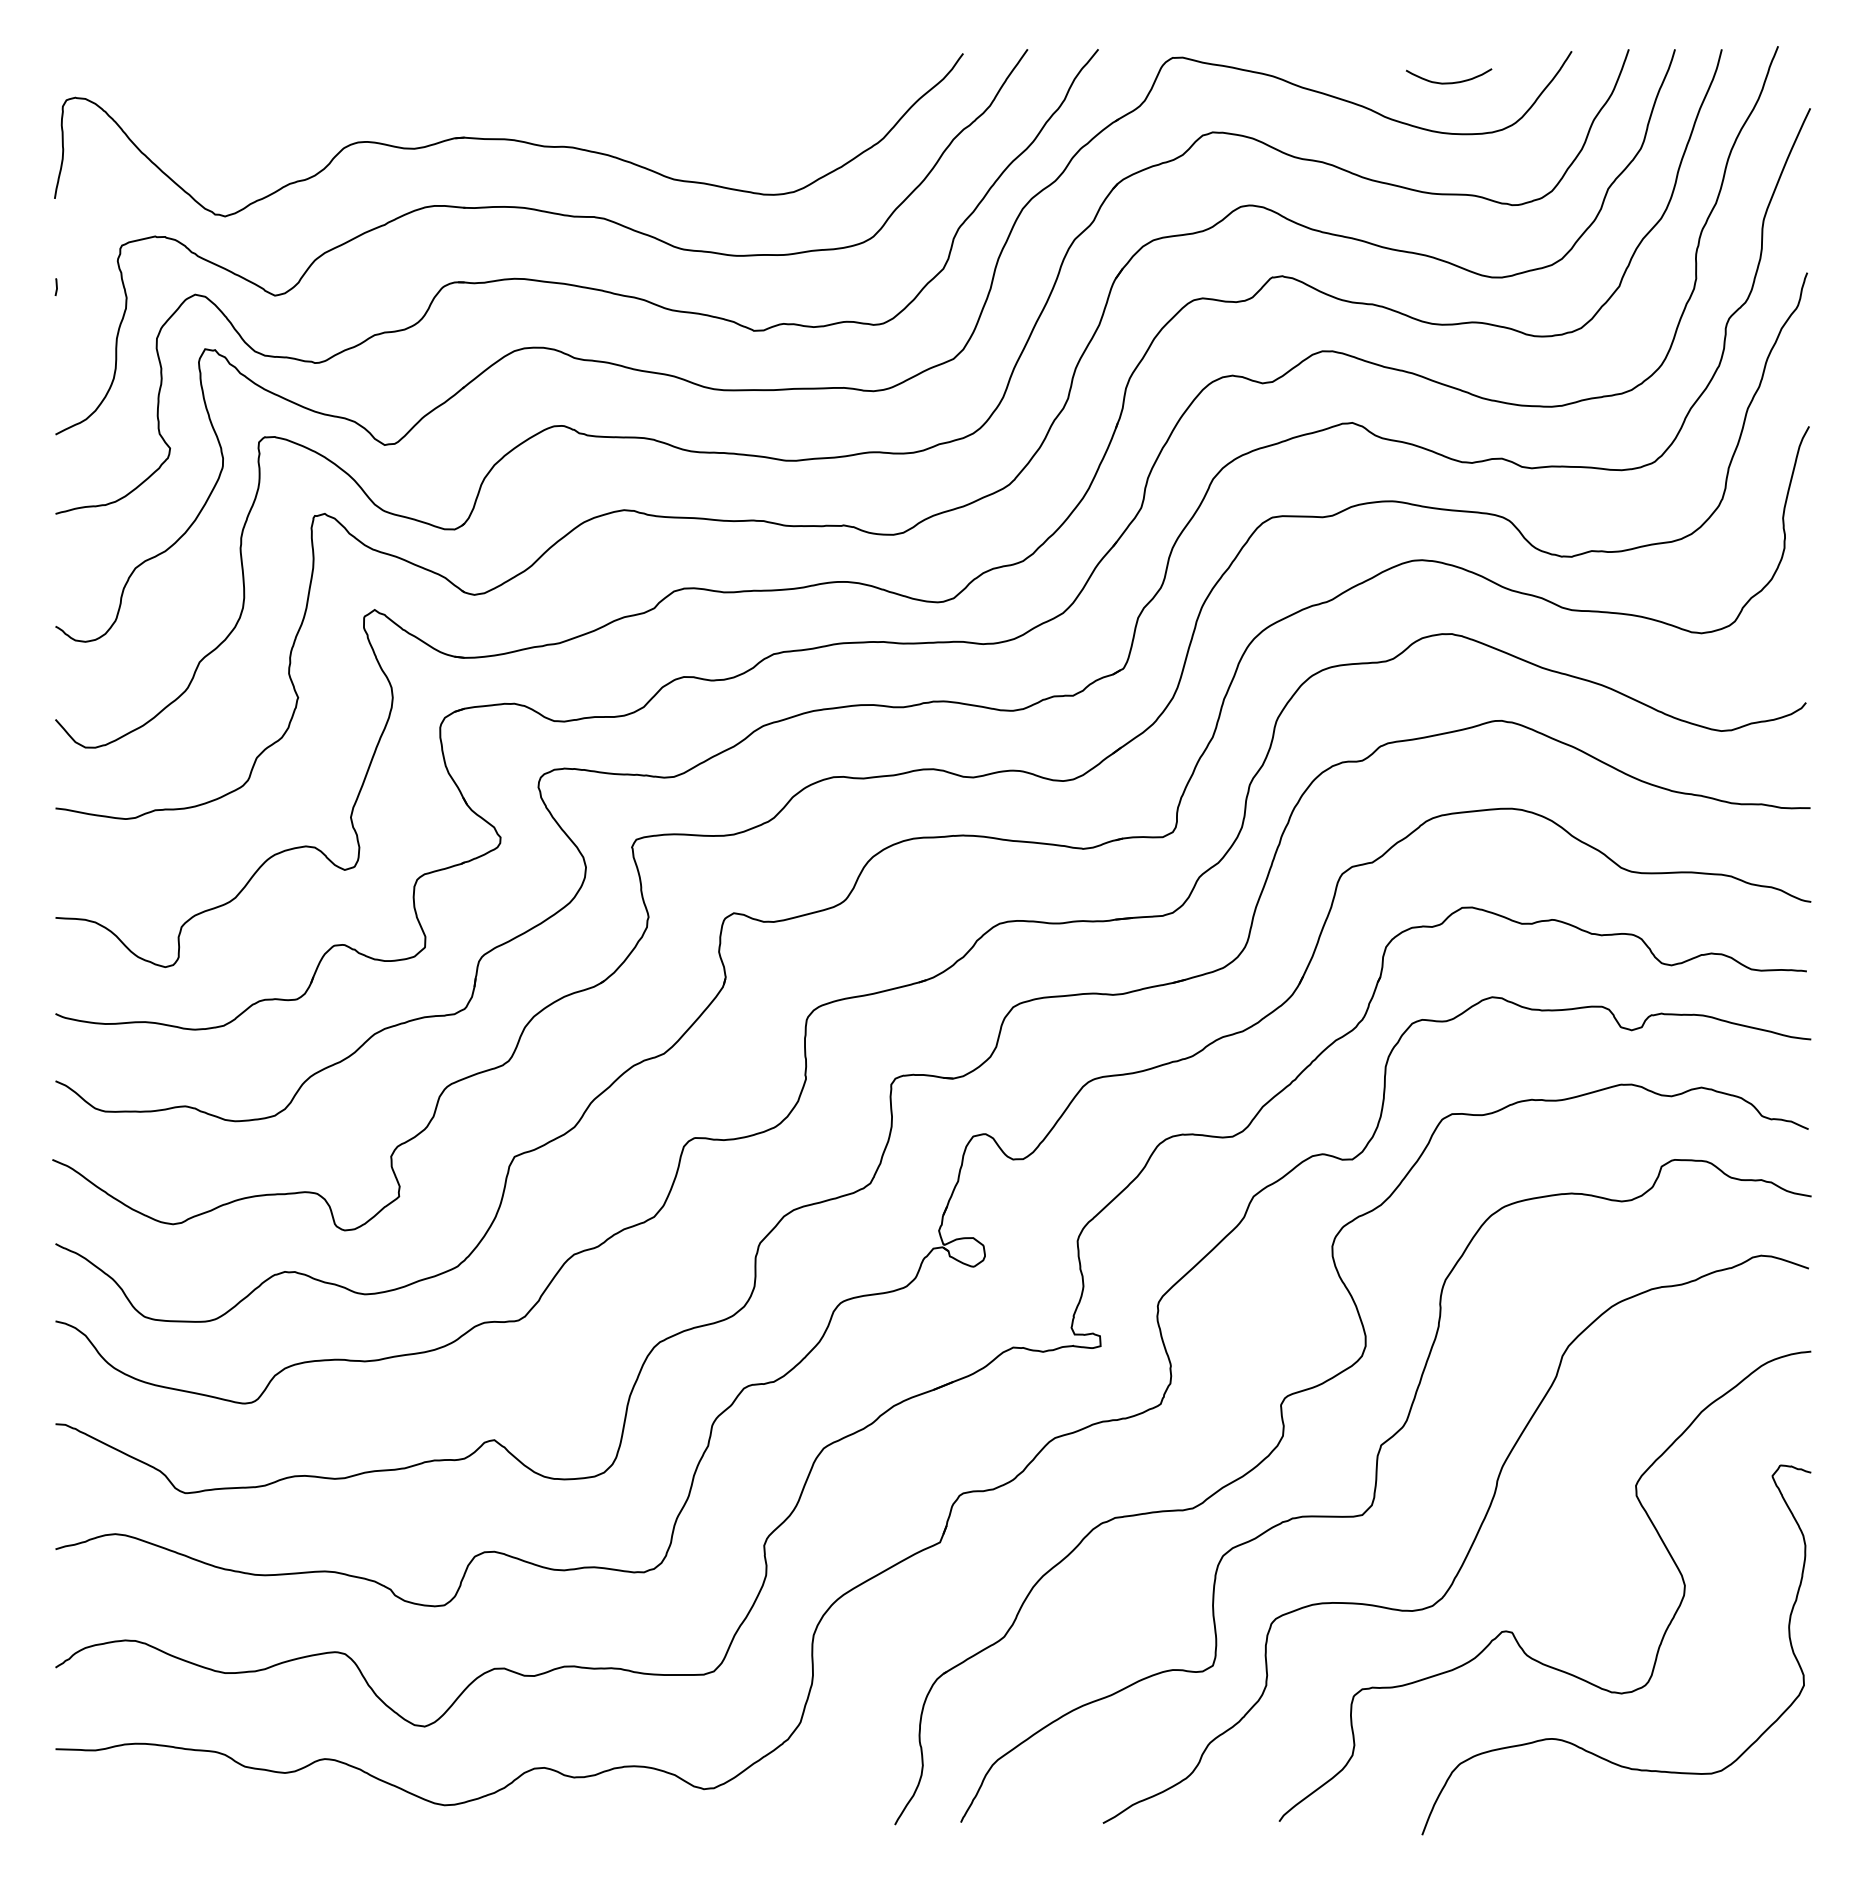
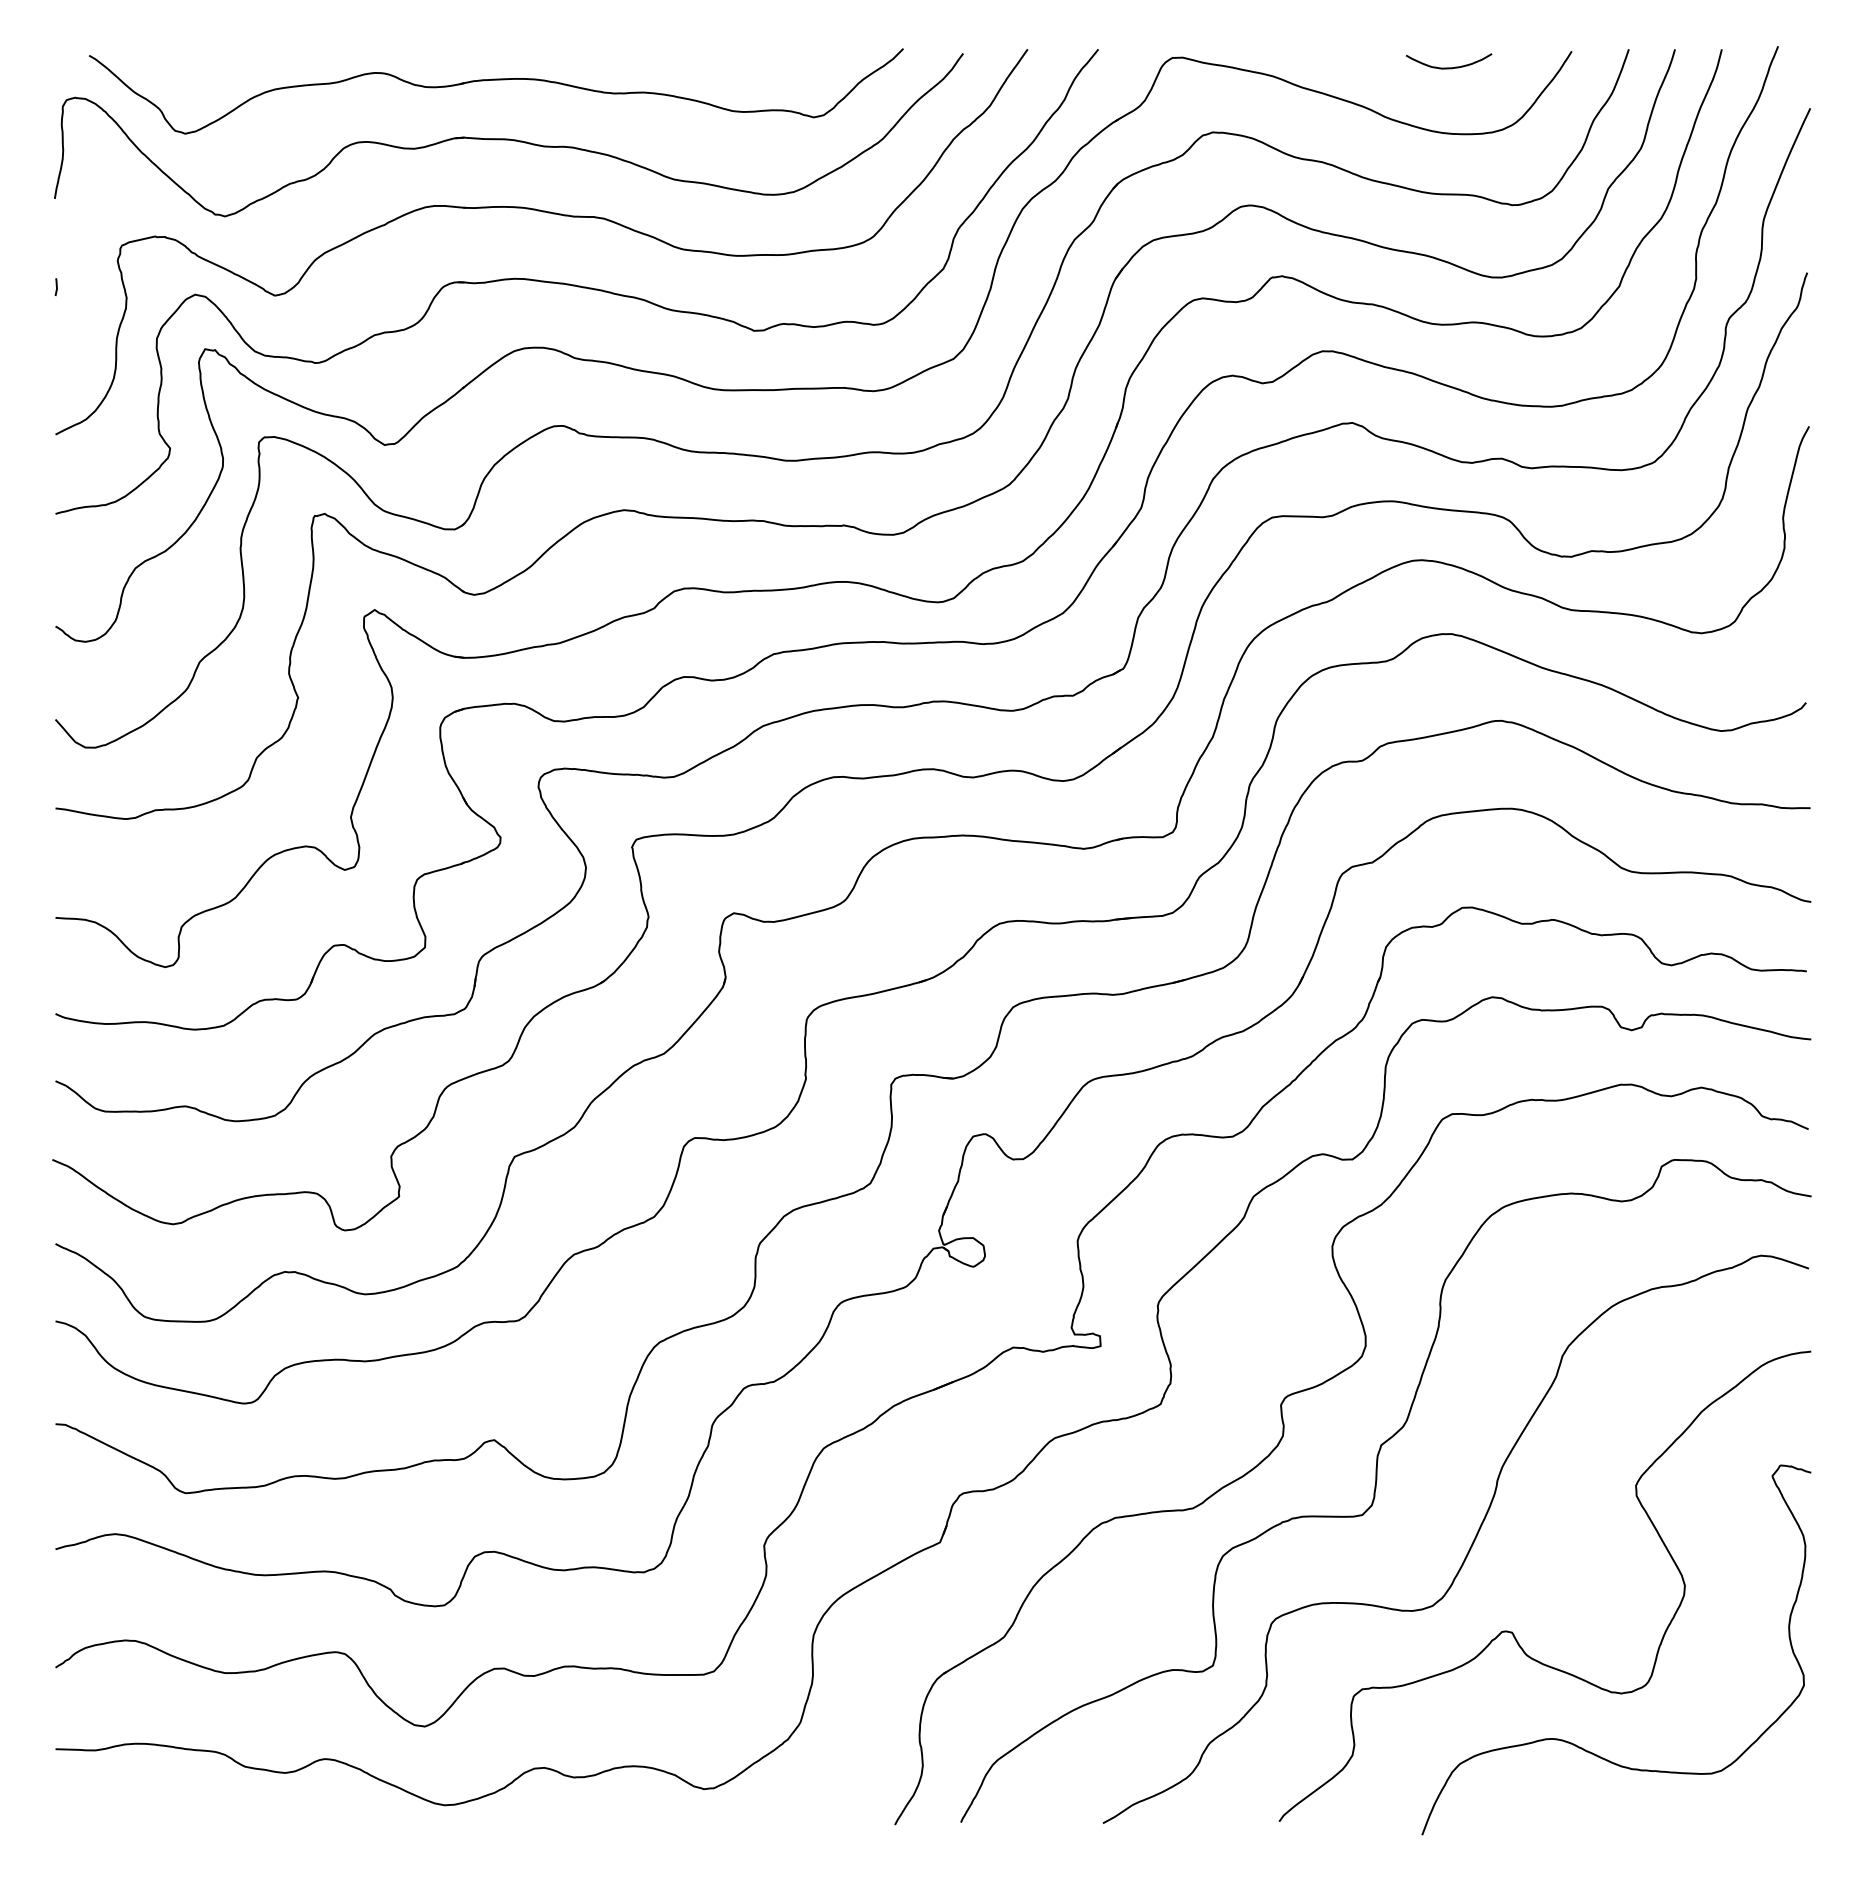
part: none -> present (496, 80)
curve position: (1449, 82) -> (1449, 67) (1449, 67)
